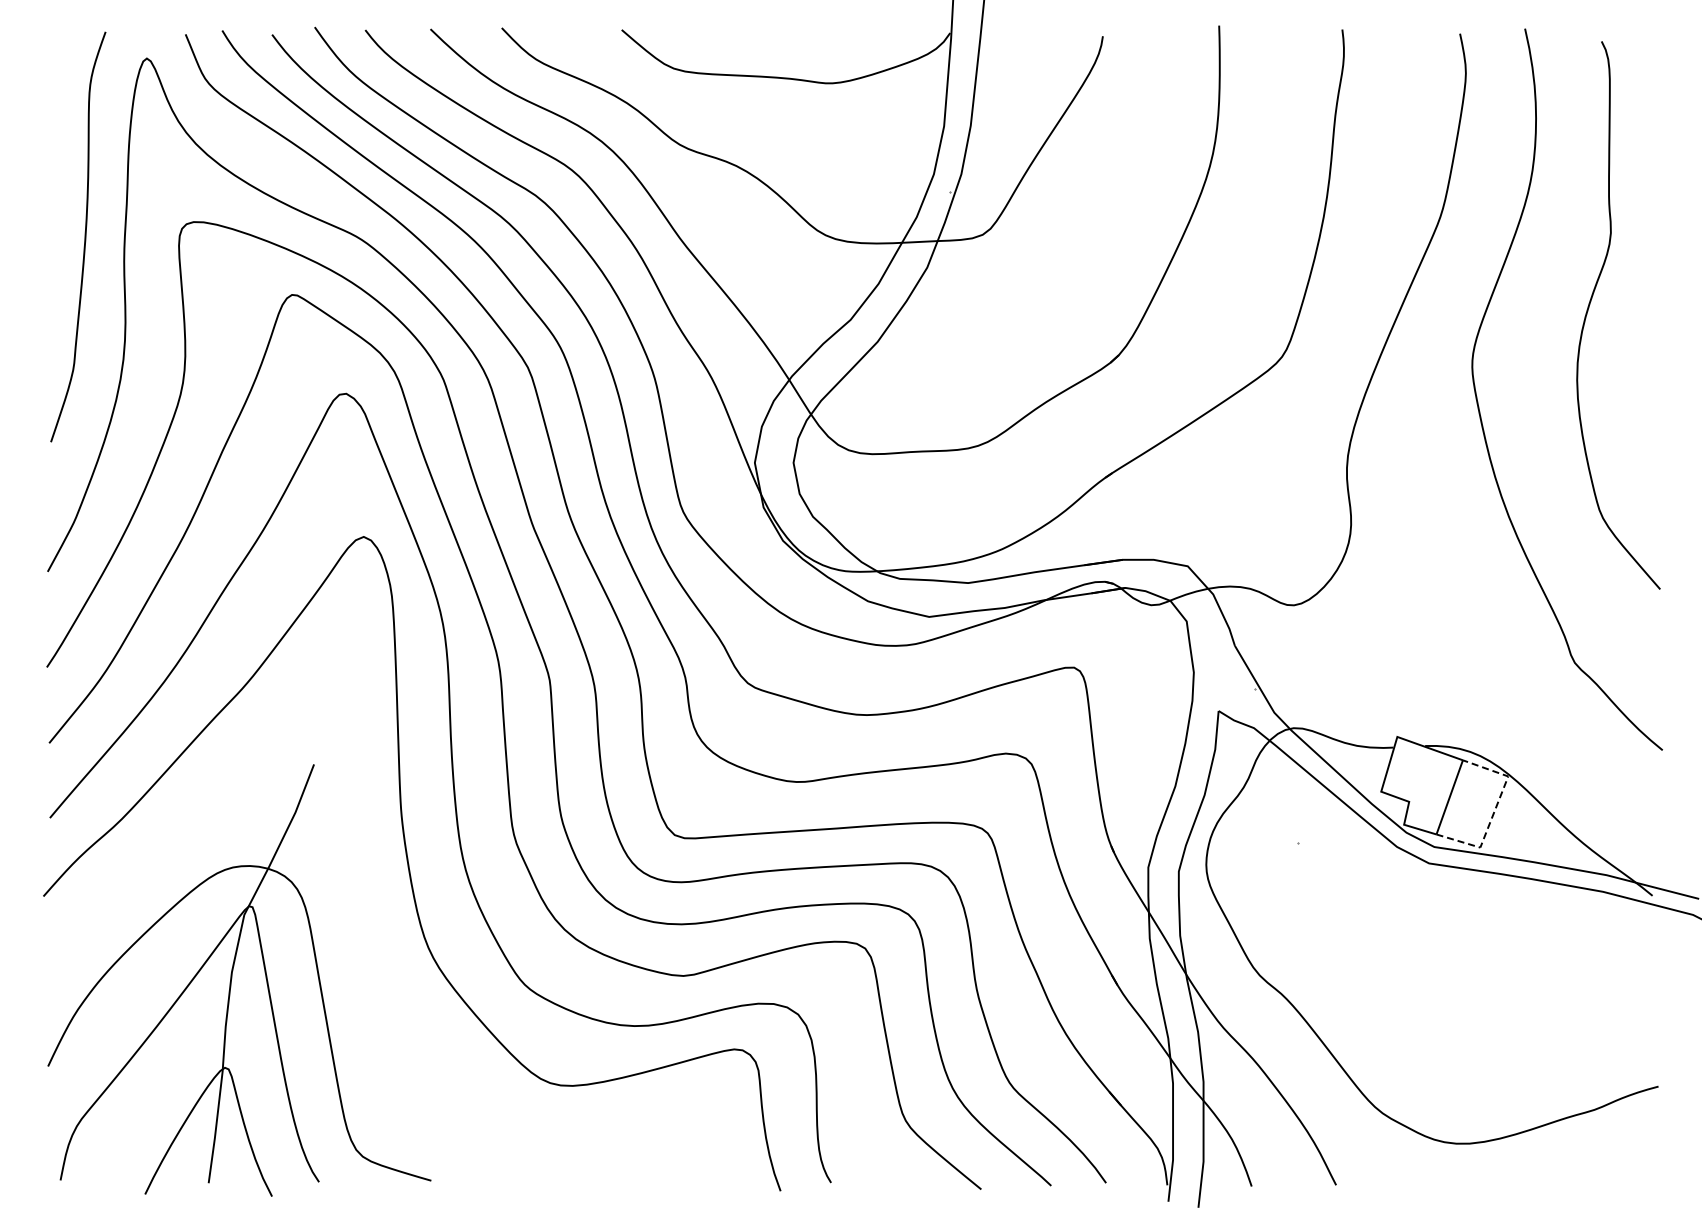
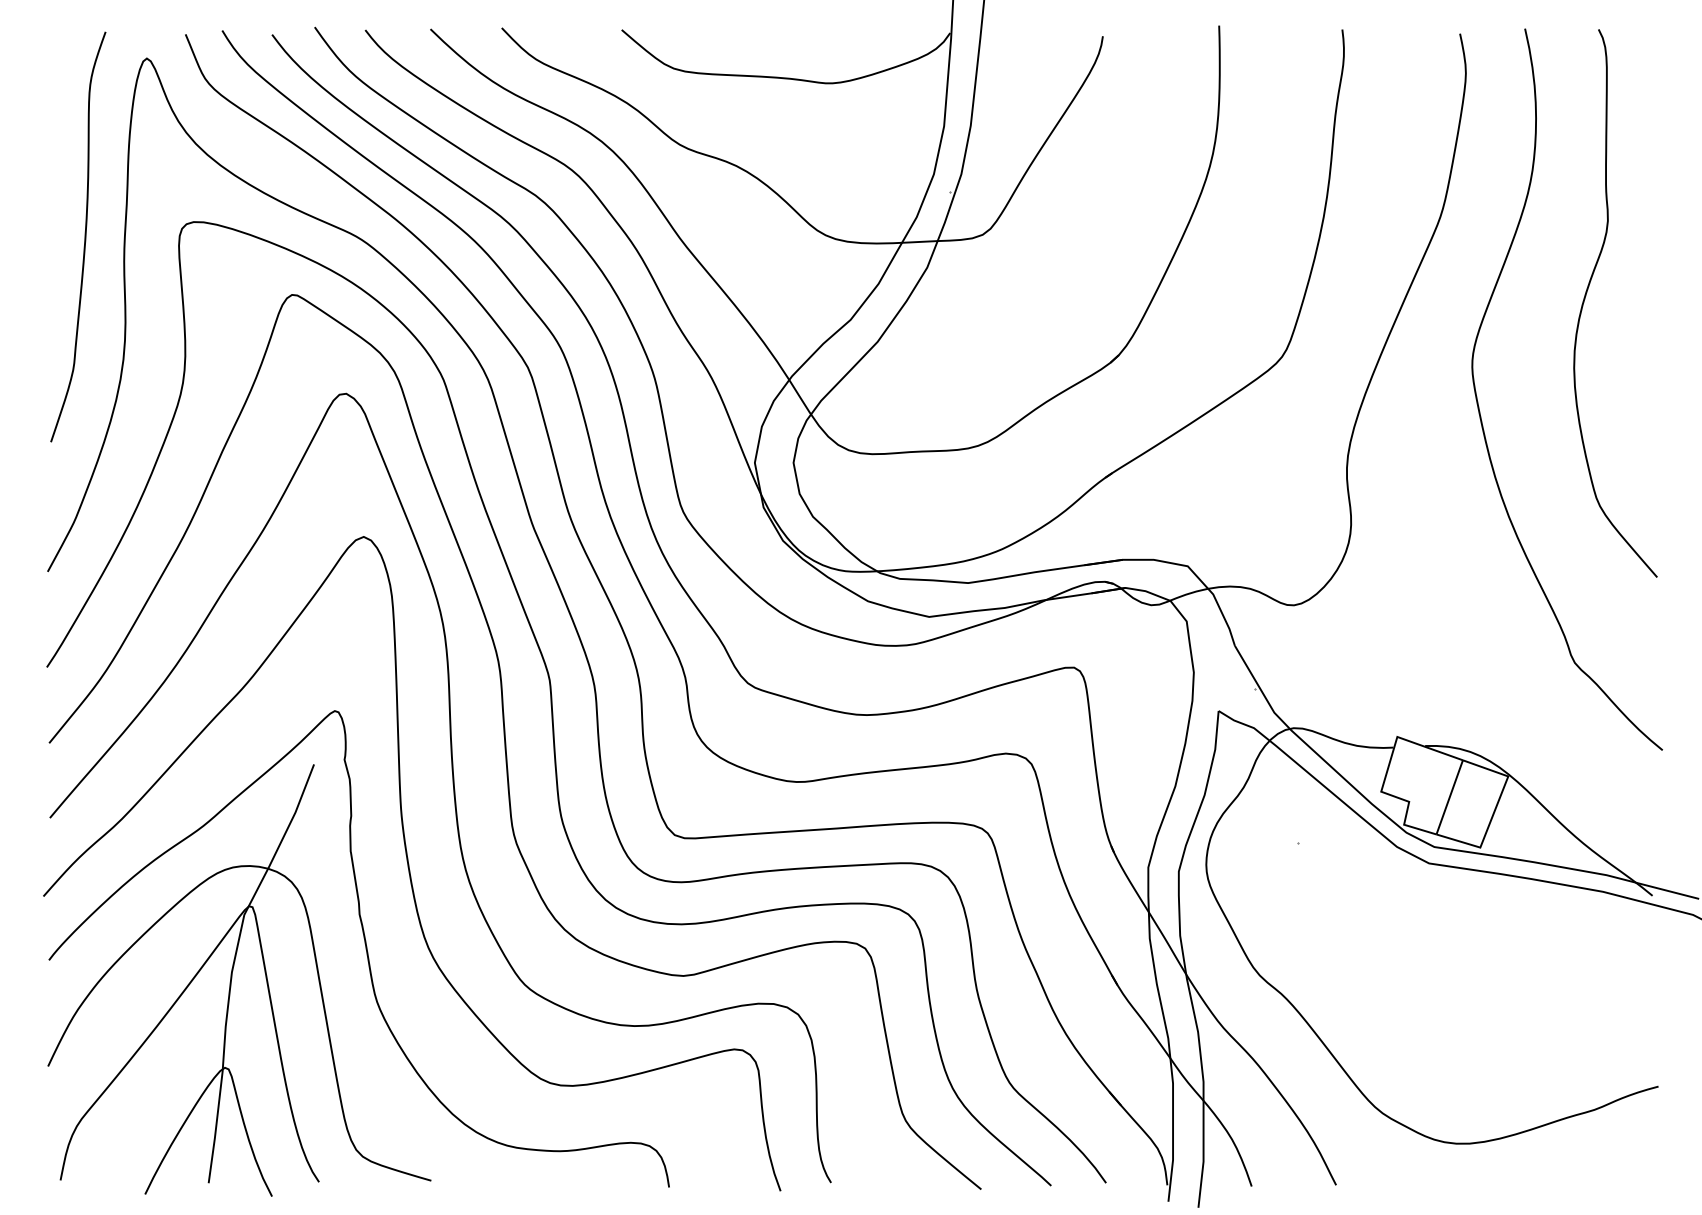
curve position: (1589, 308) -> (1586, 296) (1586, 296)
line: dashed -> solid (1494, 810)
curve: none -> present (365, 948)
